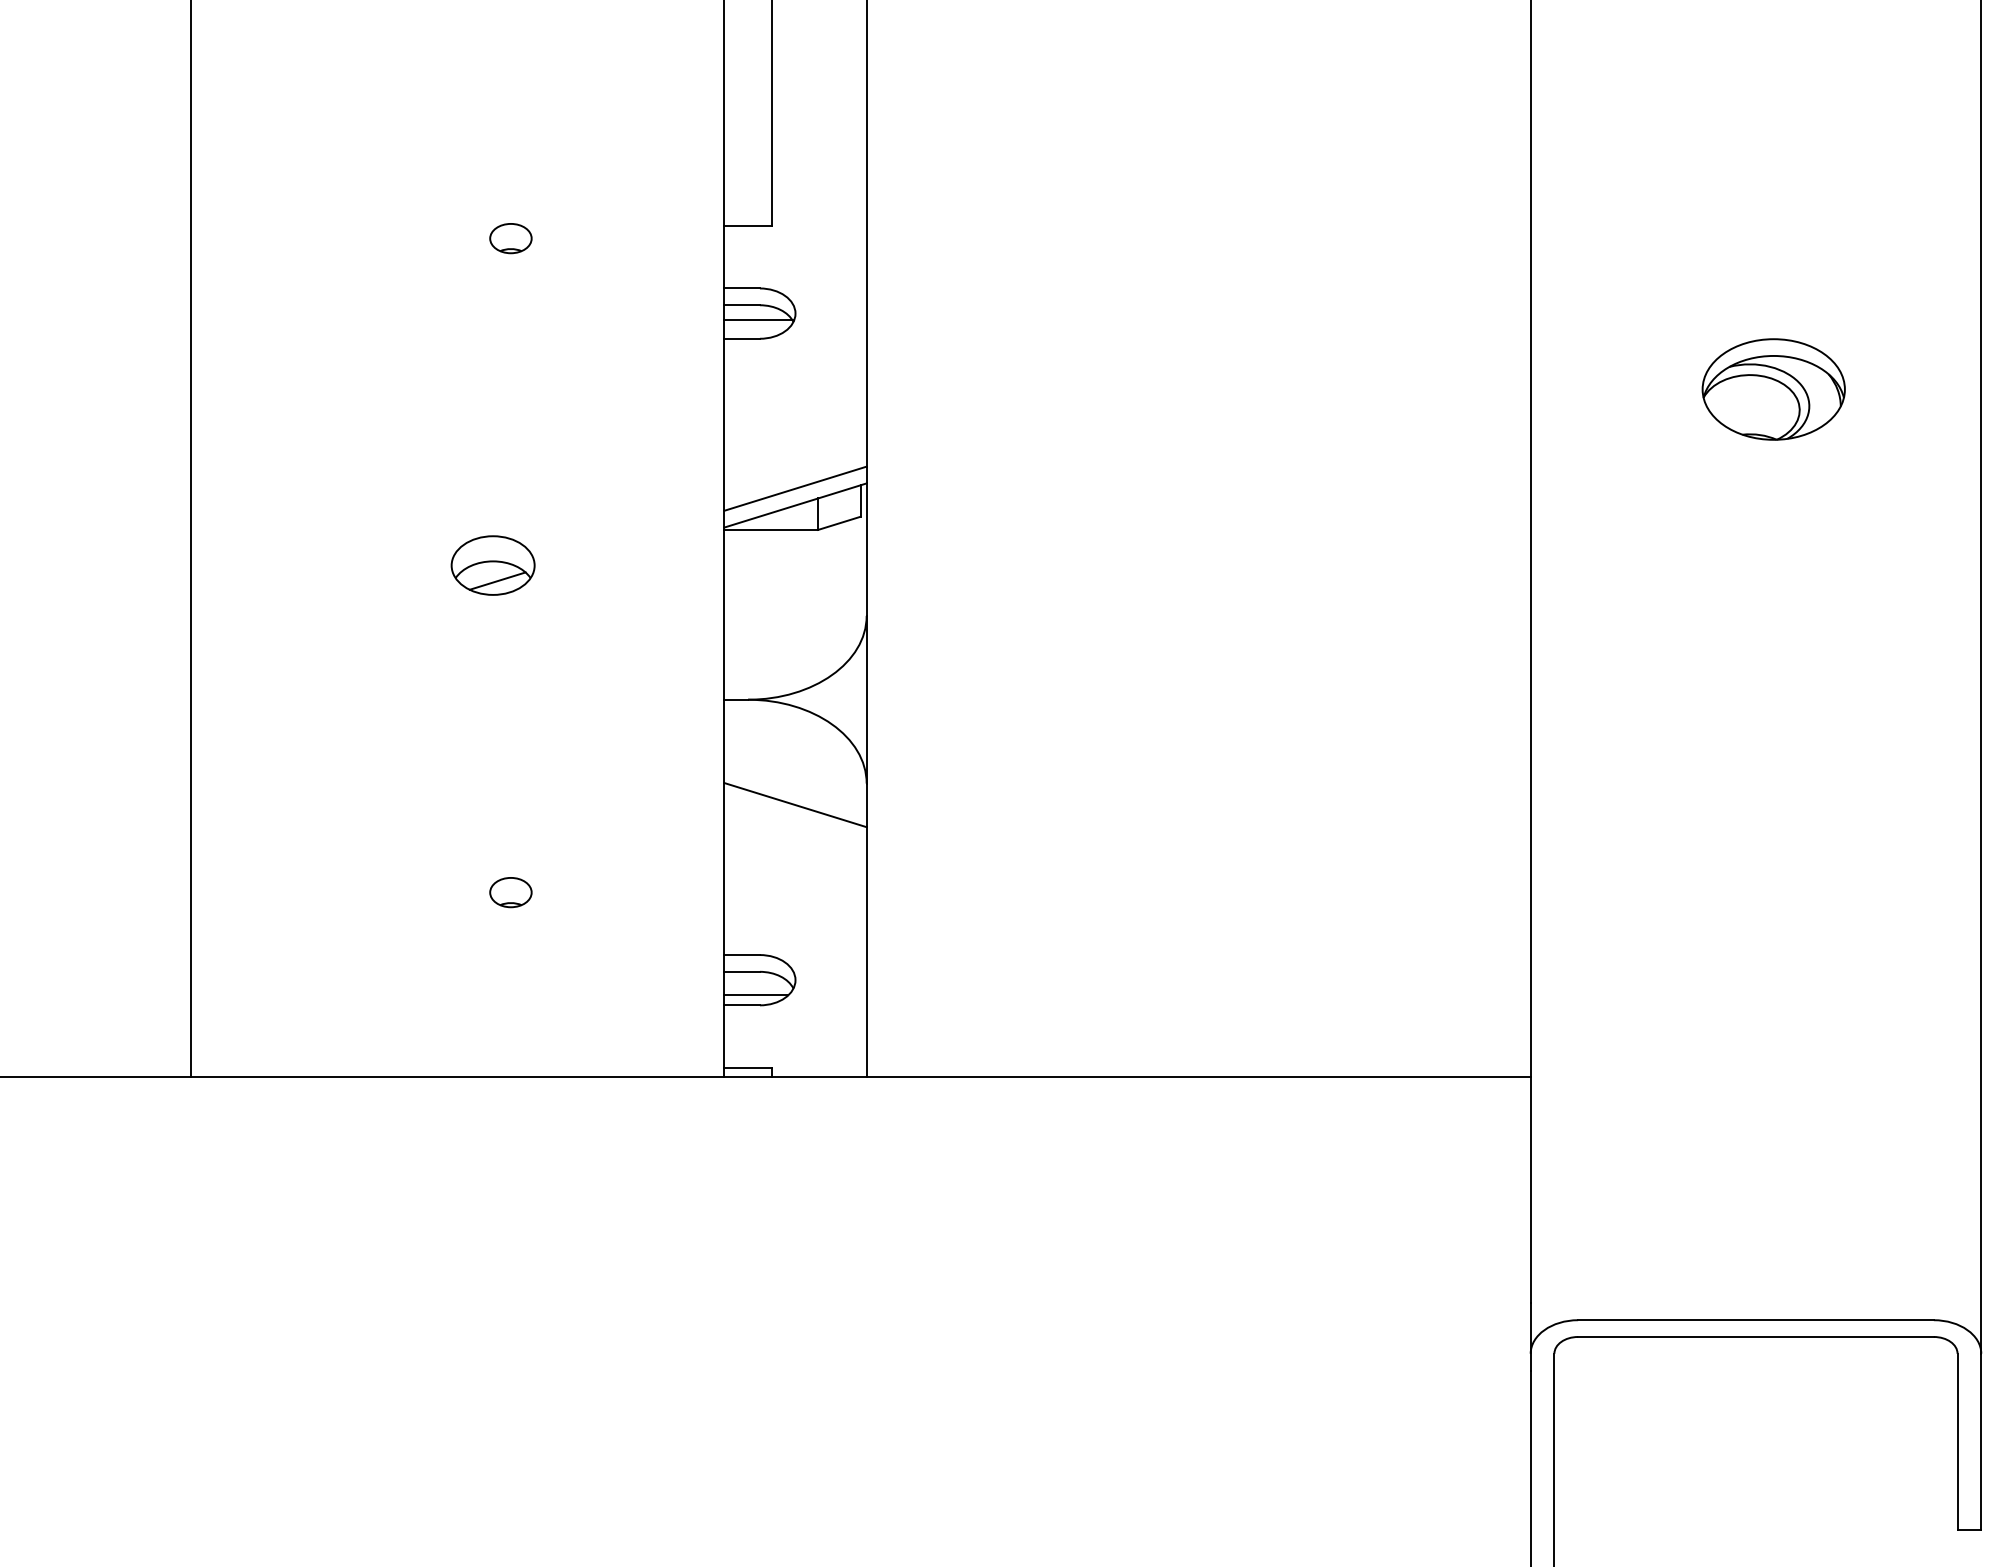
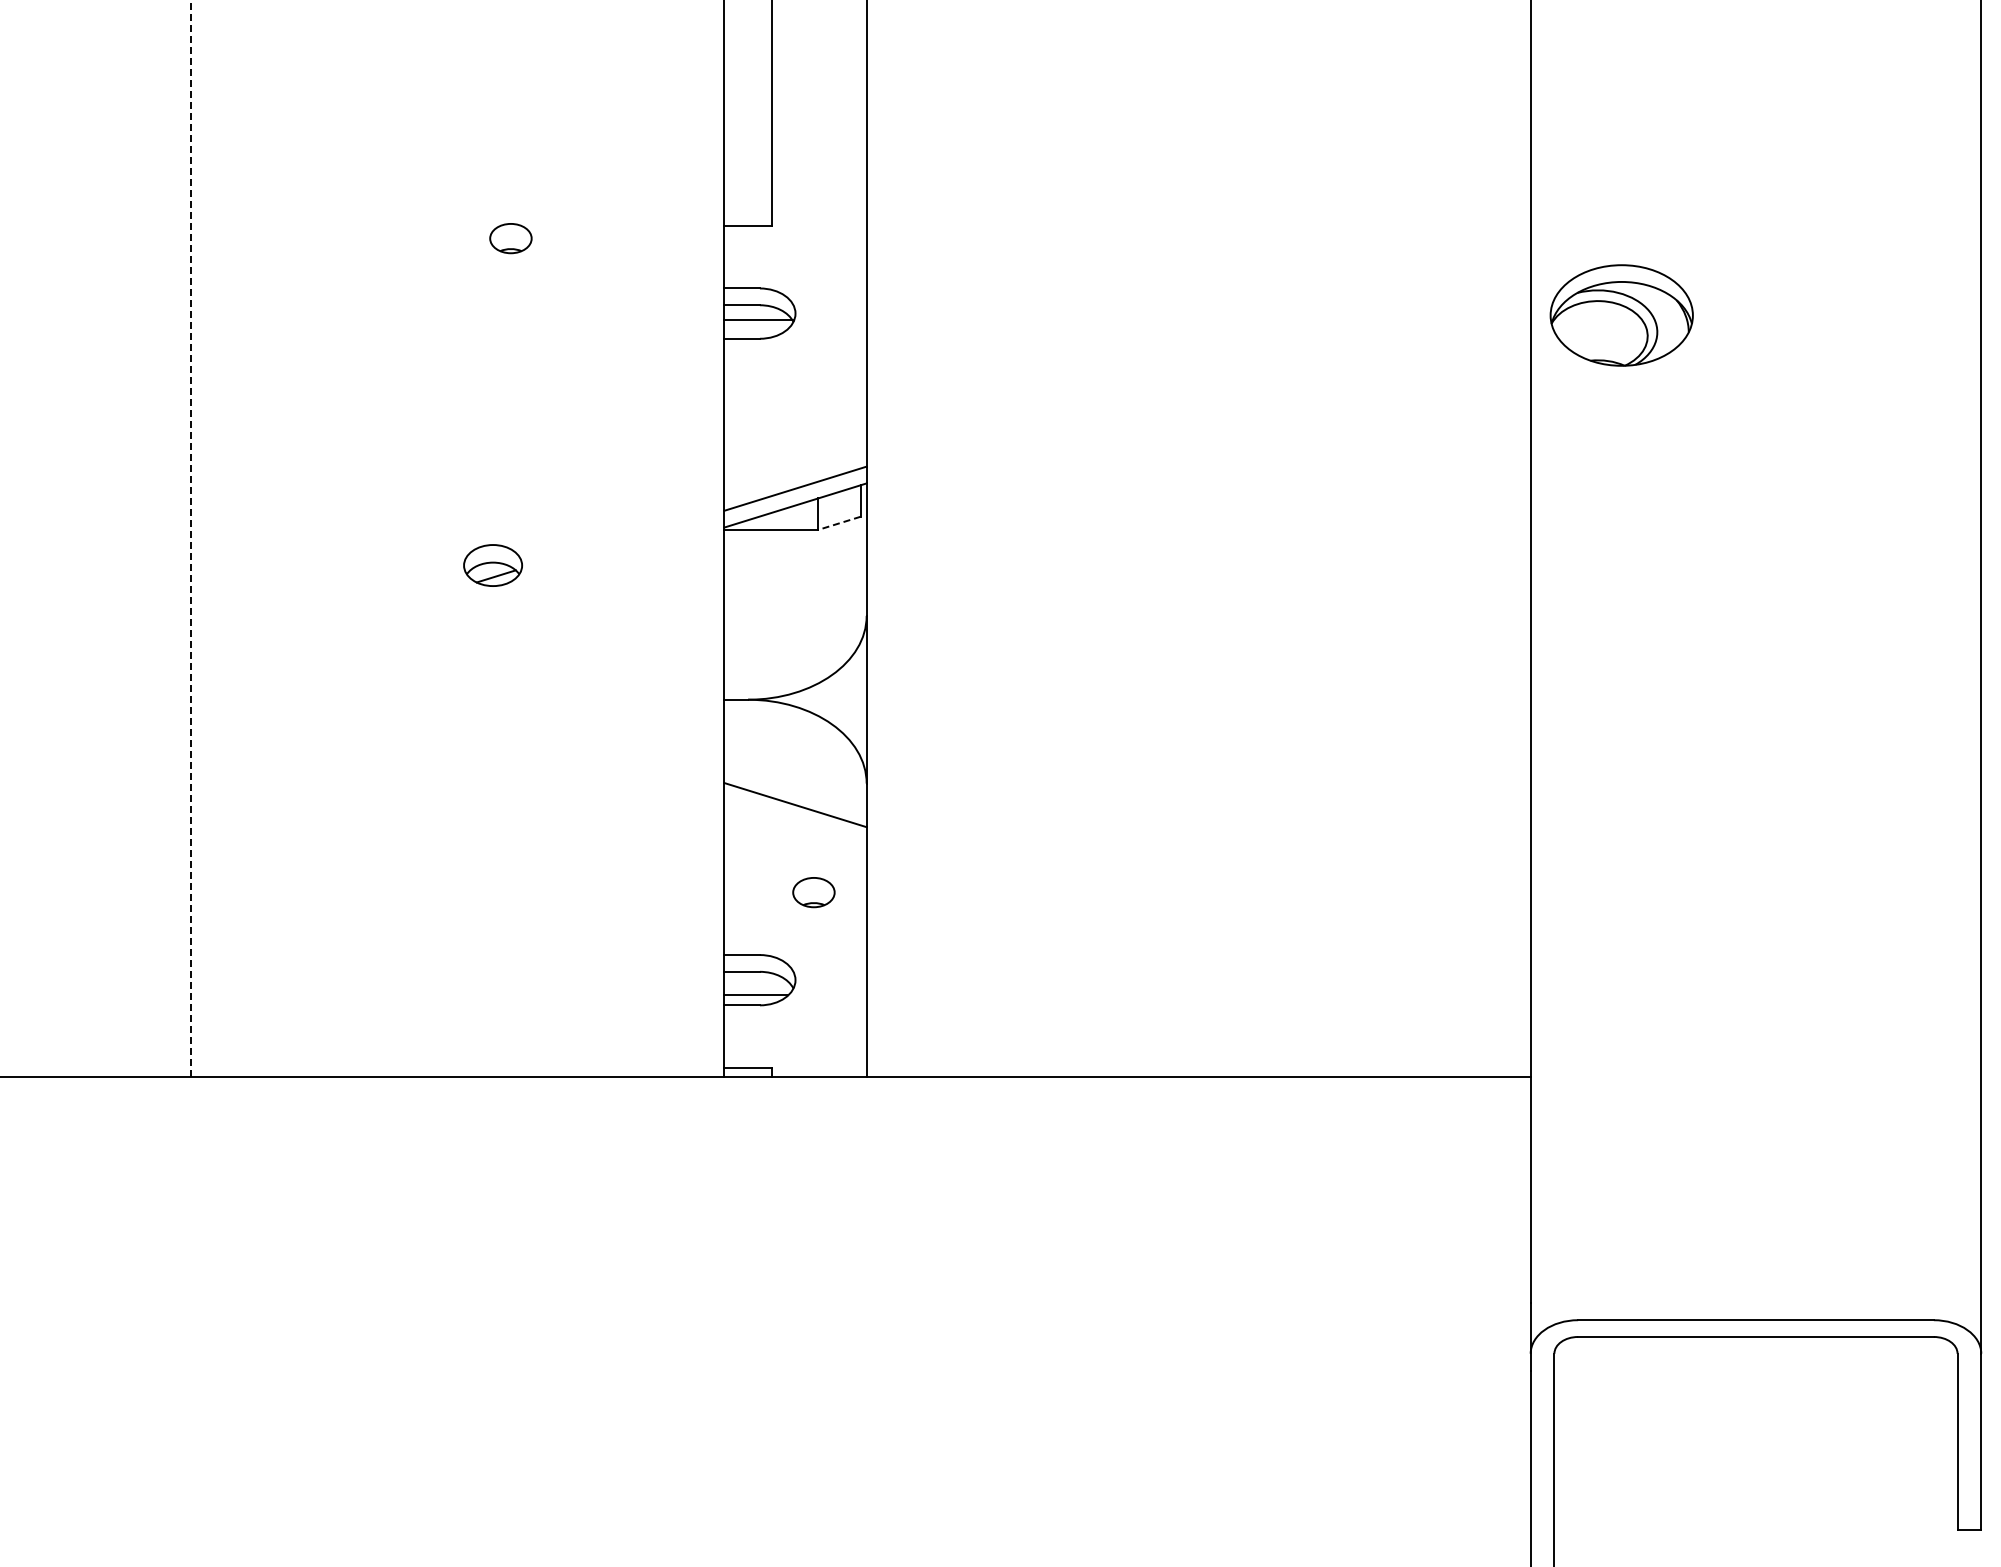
part position: (1773, 389) -> (1621, 315) (1621, 315)
line: solid -> dashed (838, 523)
line: solid -> dashed (190, 538)
part size: 86x61 px -> 60x43 px (492, 565)
part position: (510, 892) -> (813, 892) (813, 892)
